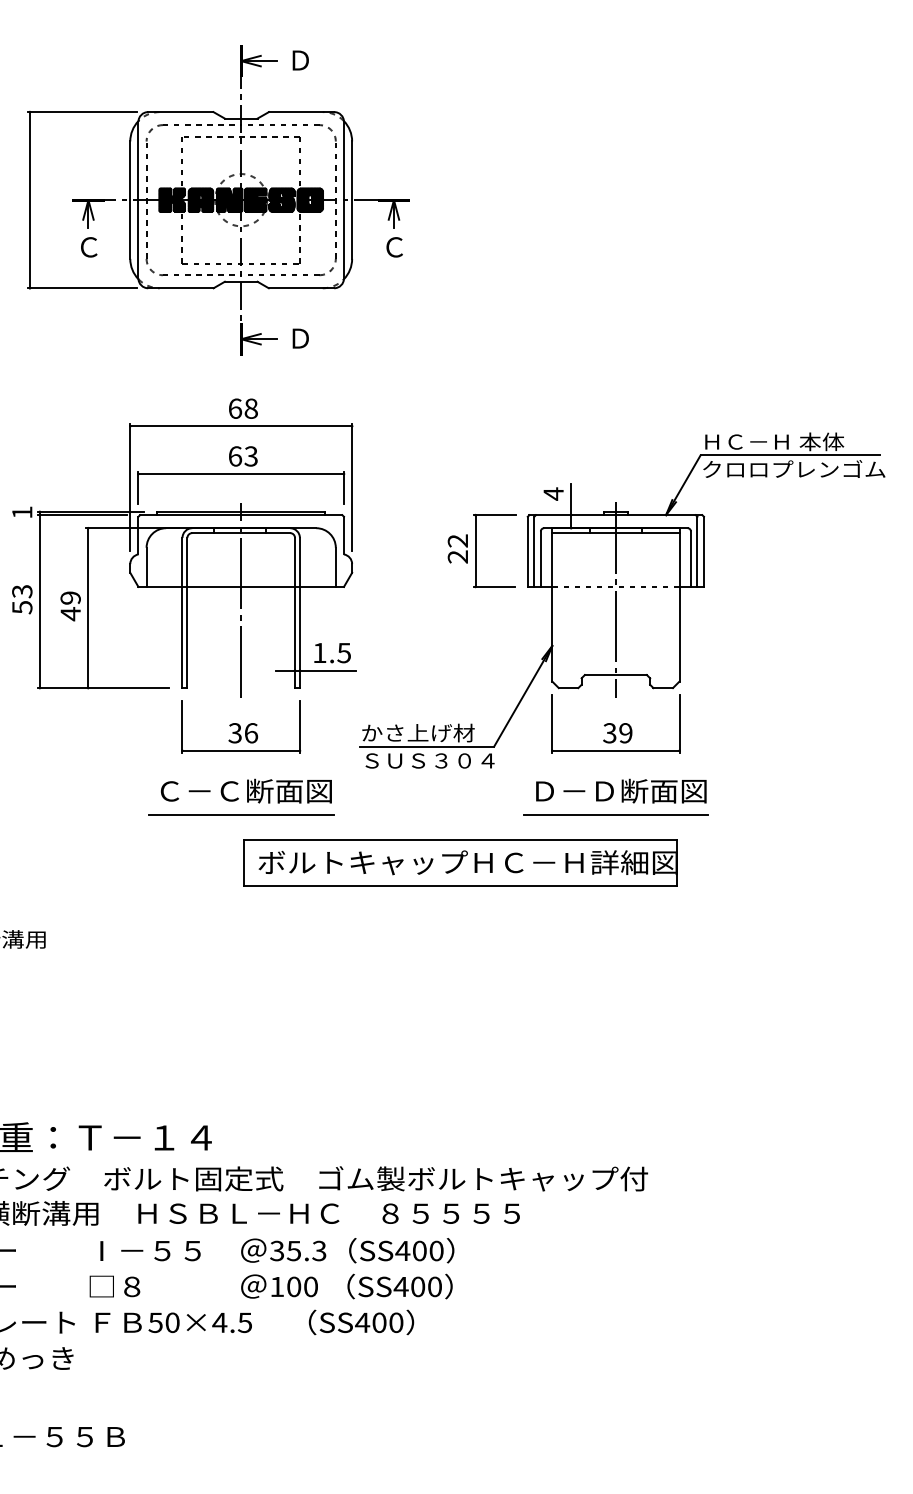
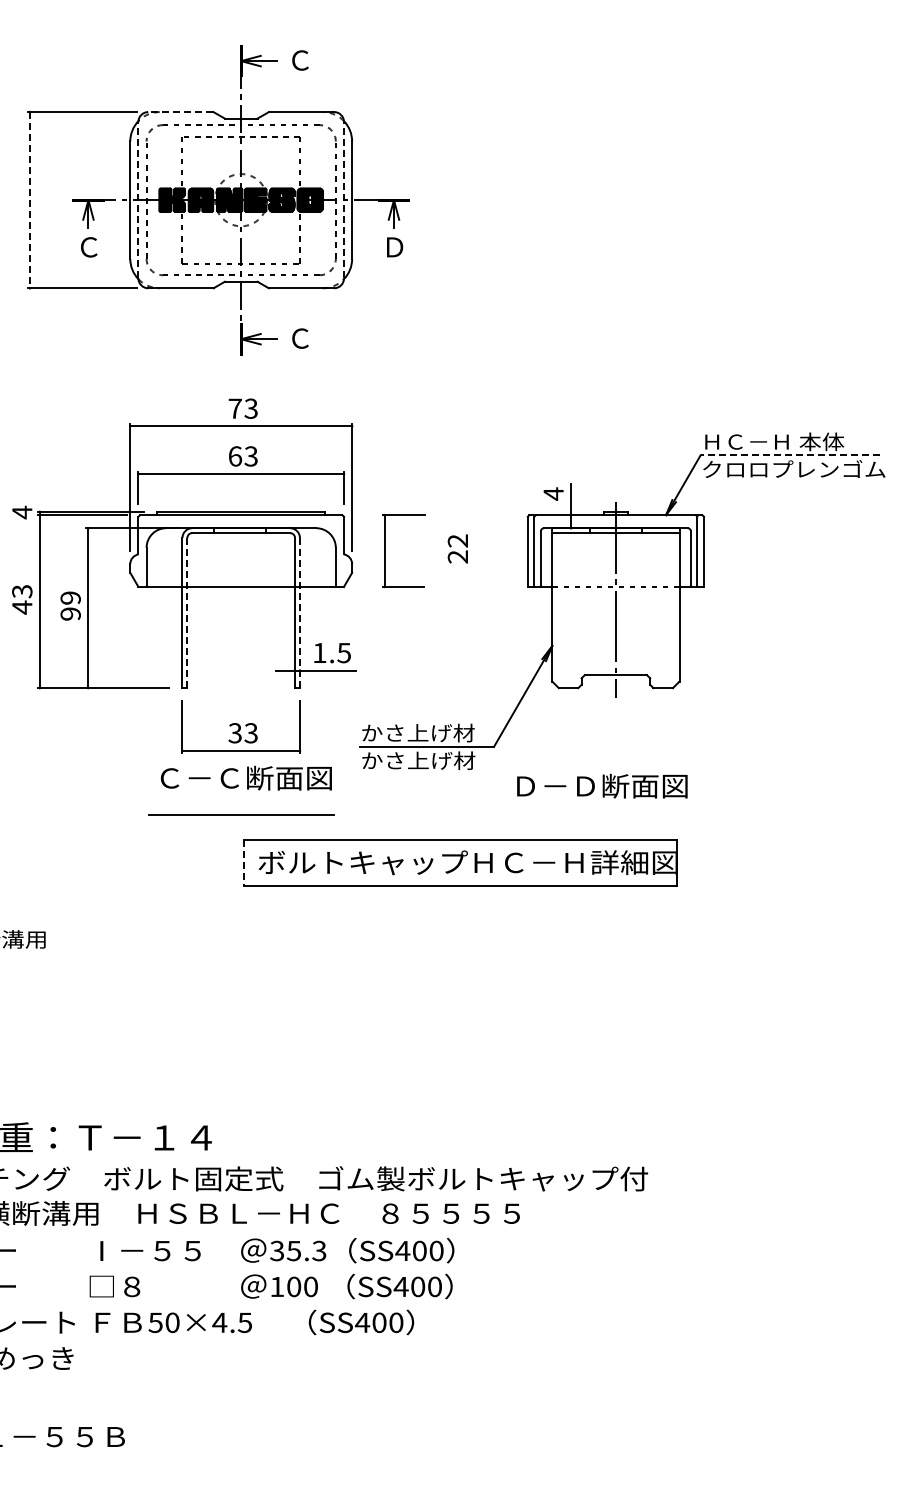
text: Ｄ -> Ｃ (300, 60)
line: solid -> dashed (180, 112)
line: solid -> dashed (138, 199)
line: solid -> dashed (343, 199)
line: solid -> dashed (29, 200)
text: Ｃ -> Ｄ (394, 247)
text: Ｄ -> Ｃ (300, 338)
text: 68 -> 73 (242, 408)
line: solid -> dashed (790, 455)
text: 1 -> 4 (22, 512)
part position: (476, 551) -> (385, 551) (385, 551)
line: present -> none (241, 599)
text: 53 -> 43 (22, 607)
line: solid -> dashed (187, 613)
line: solid -> dashed (299, 613)
text: 49 -> 99 (70, 614)
part: present -> none (615, 723)
text: 36 -> 33 (251, 733)
text: ＳＵＳ３０４ -> かさ上げ材 (428, 760)
text position: (245, 790) -> (245, 777) (245, 777)
text position: (621, 790) -> (602, 785) (602, 785)
line: present -> none (615, 814)
line: solid -> dashed (243, 862)
